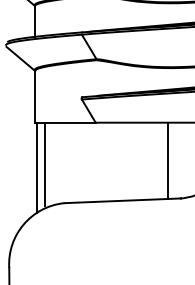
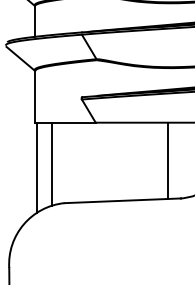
line position: (44, 163) -> (51, 163) (51, 163)
